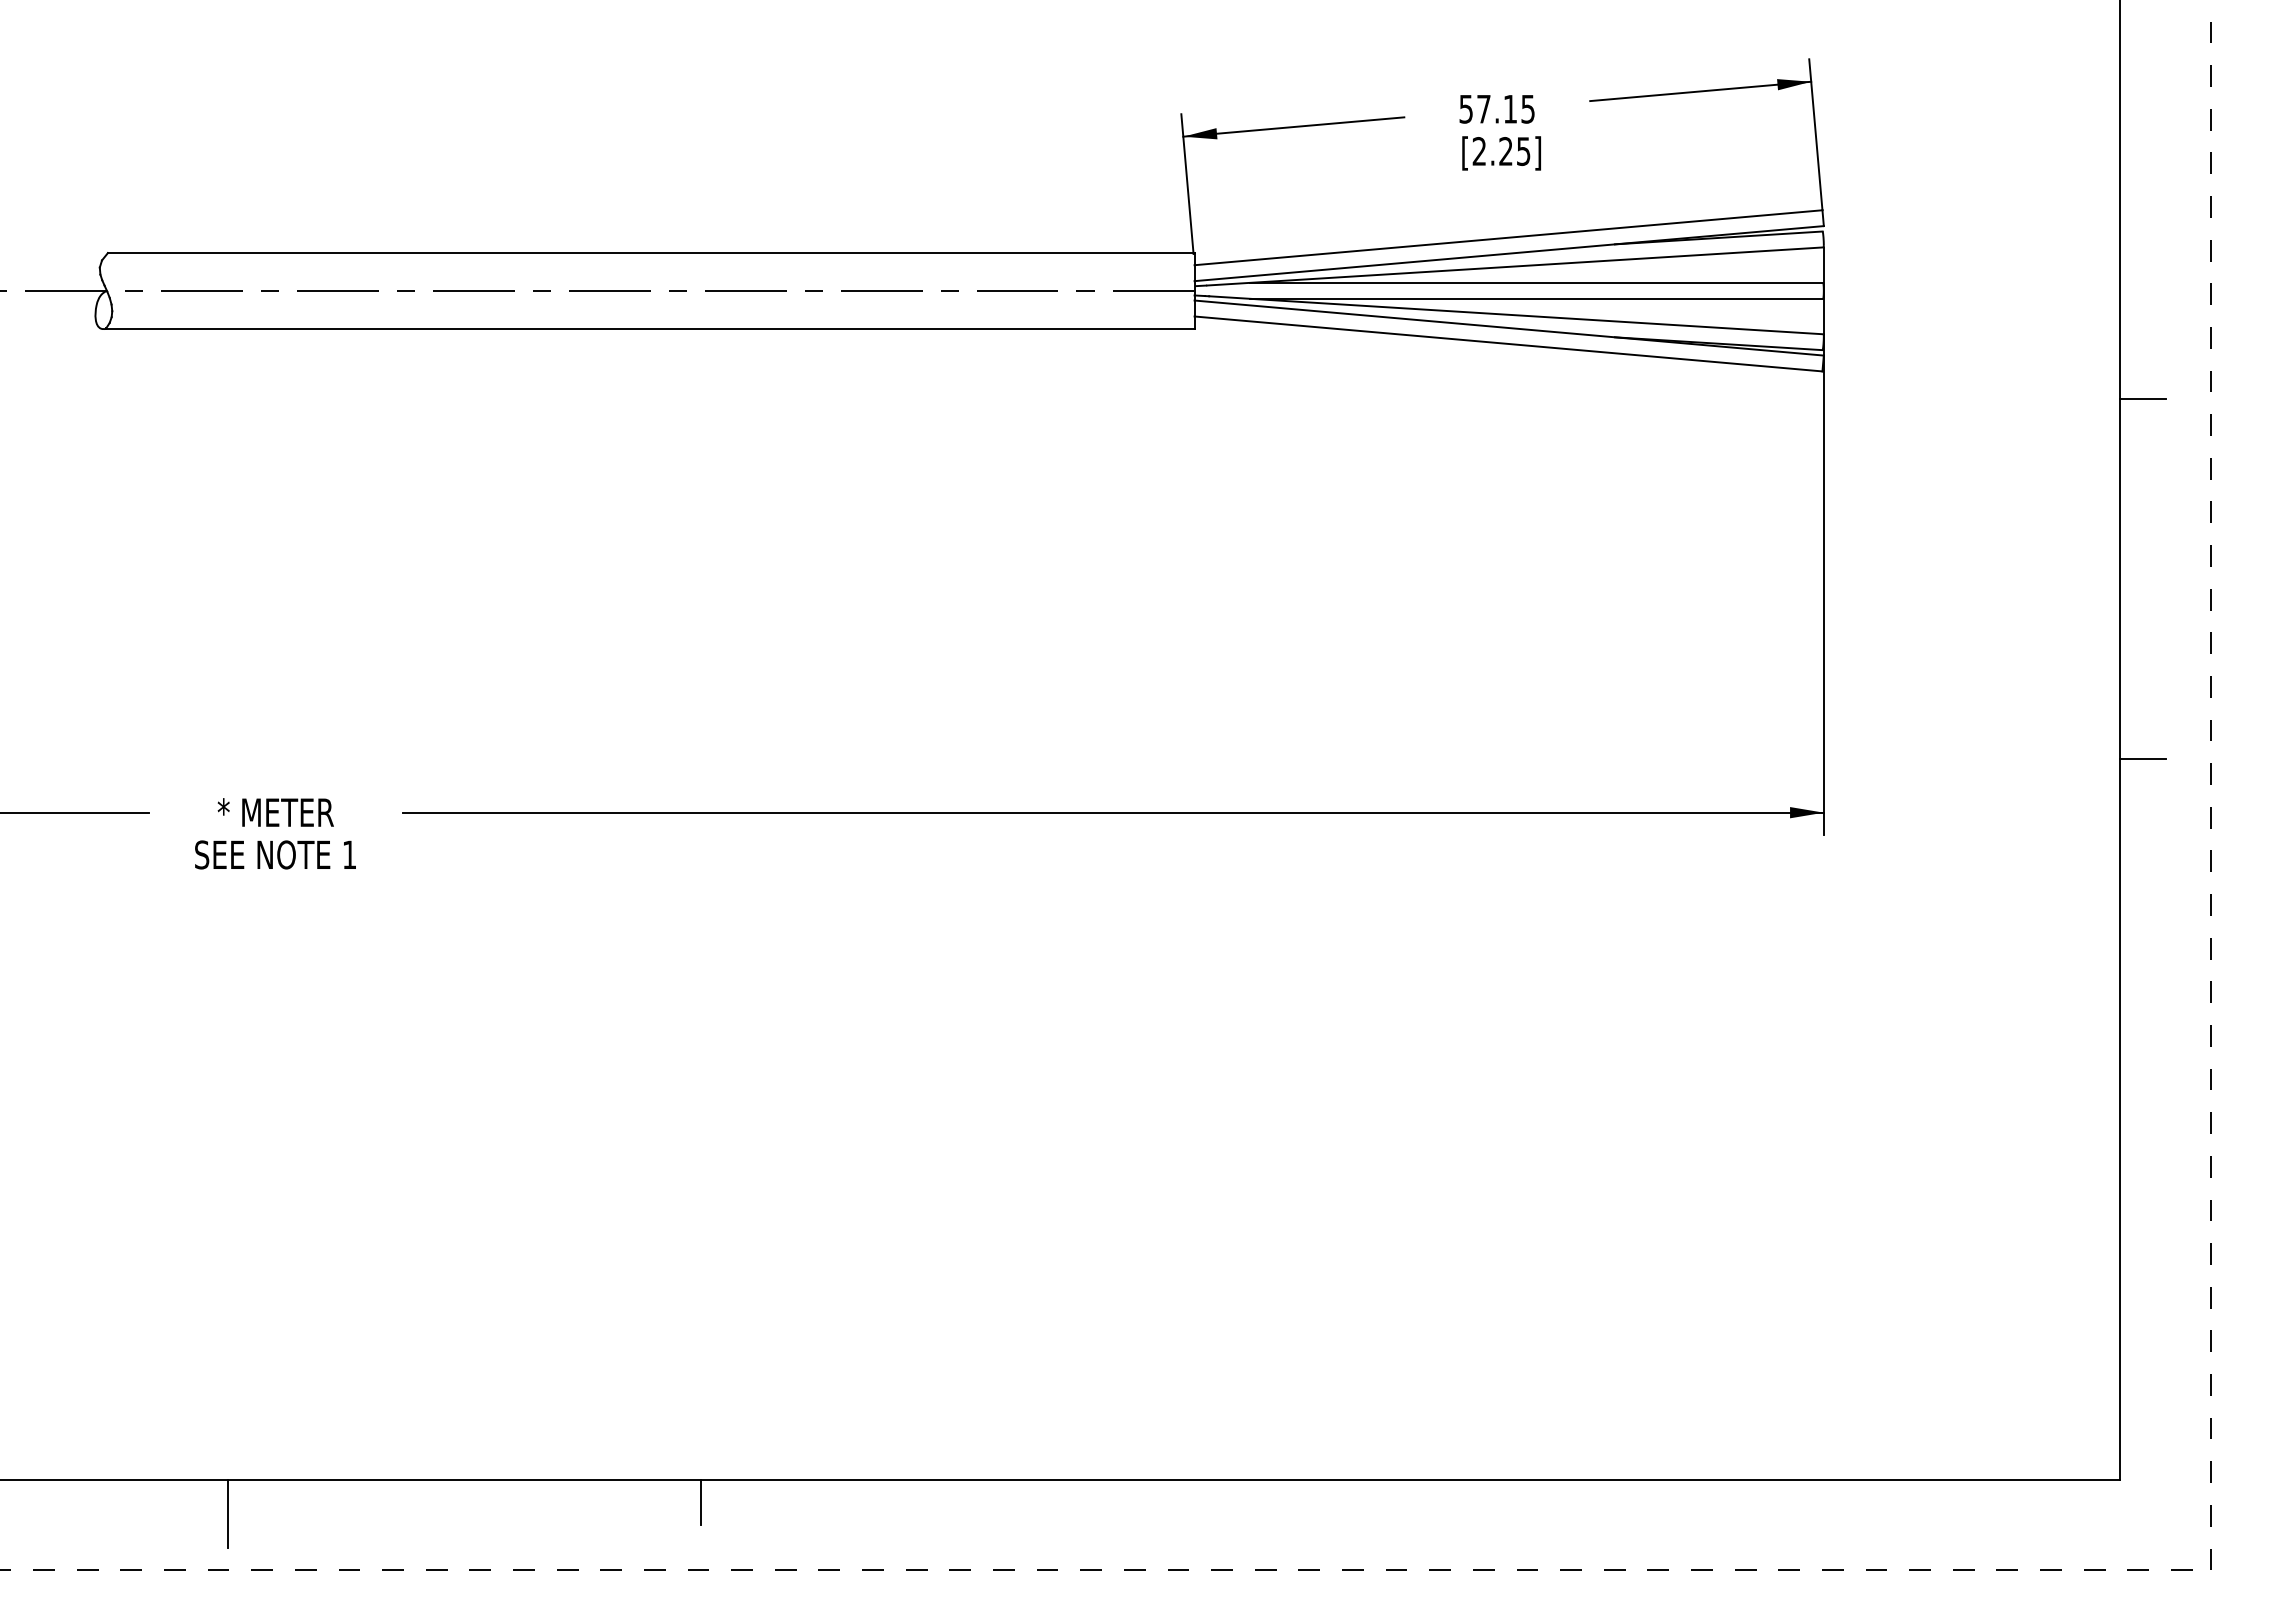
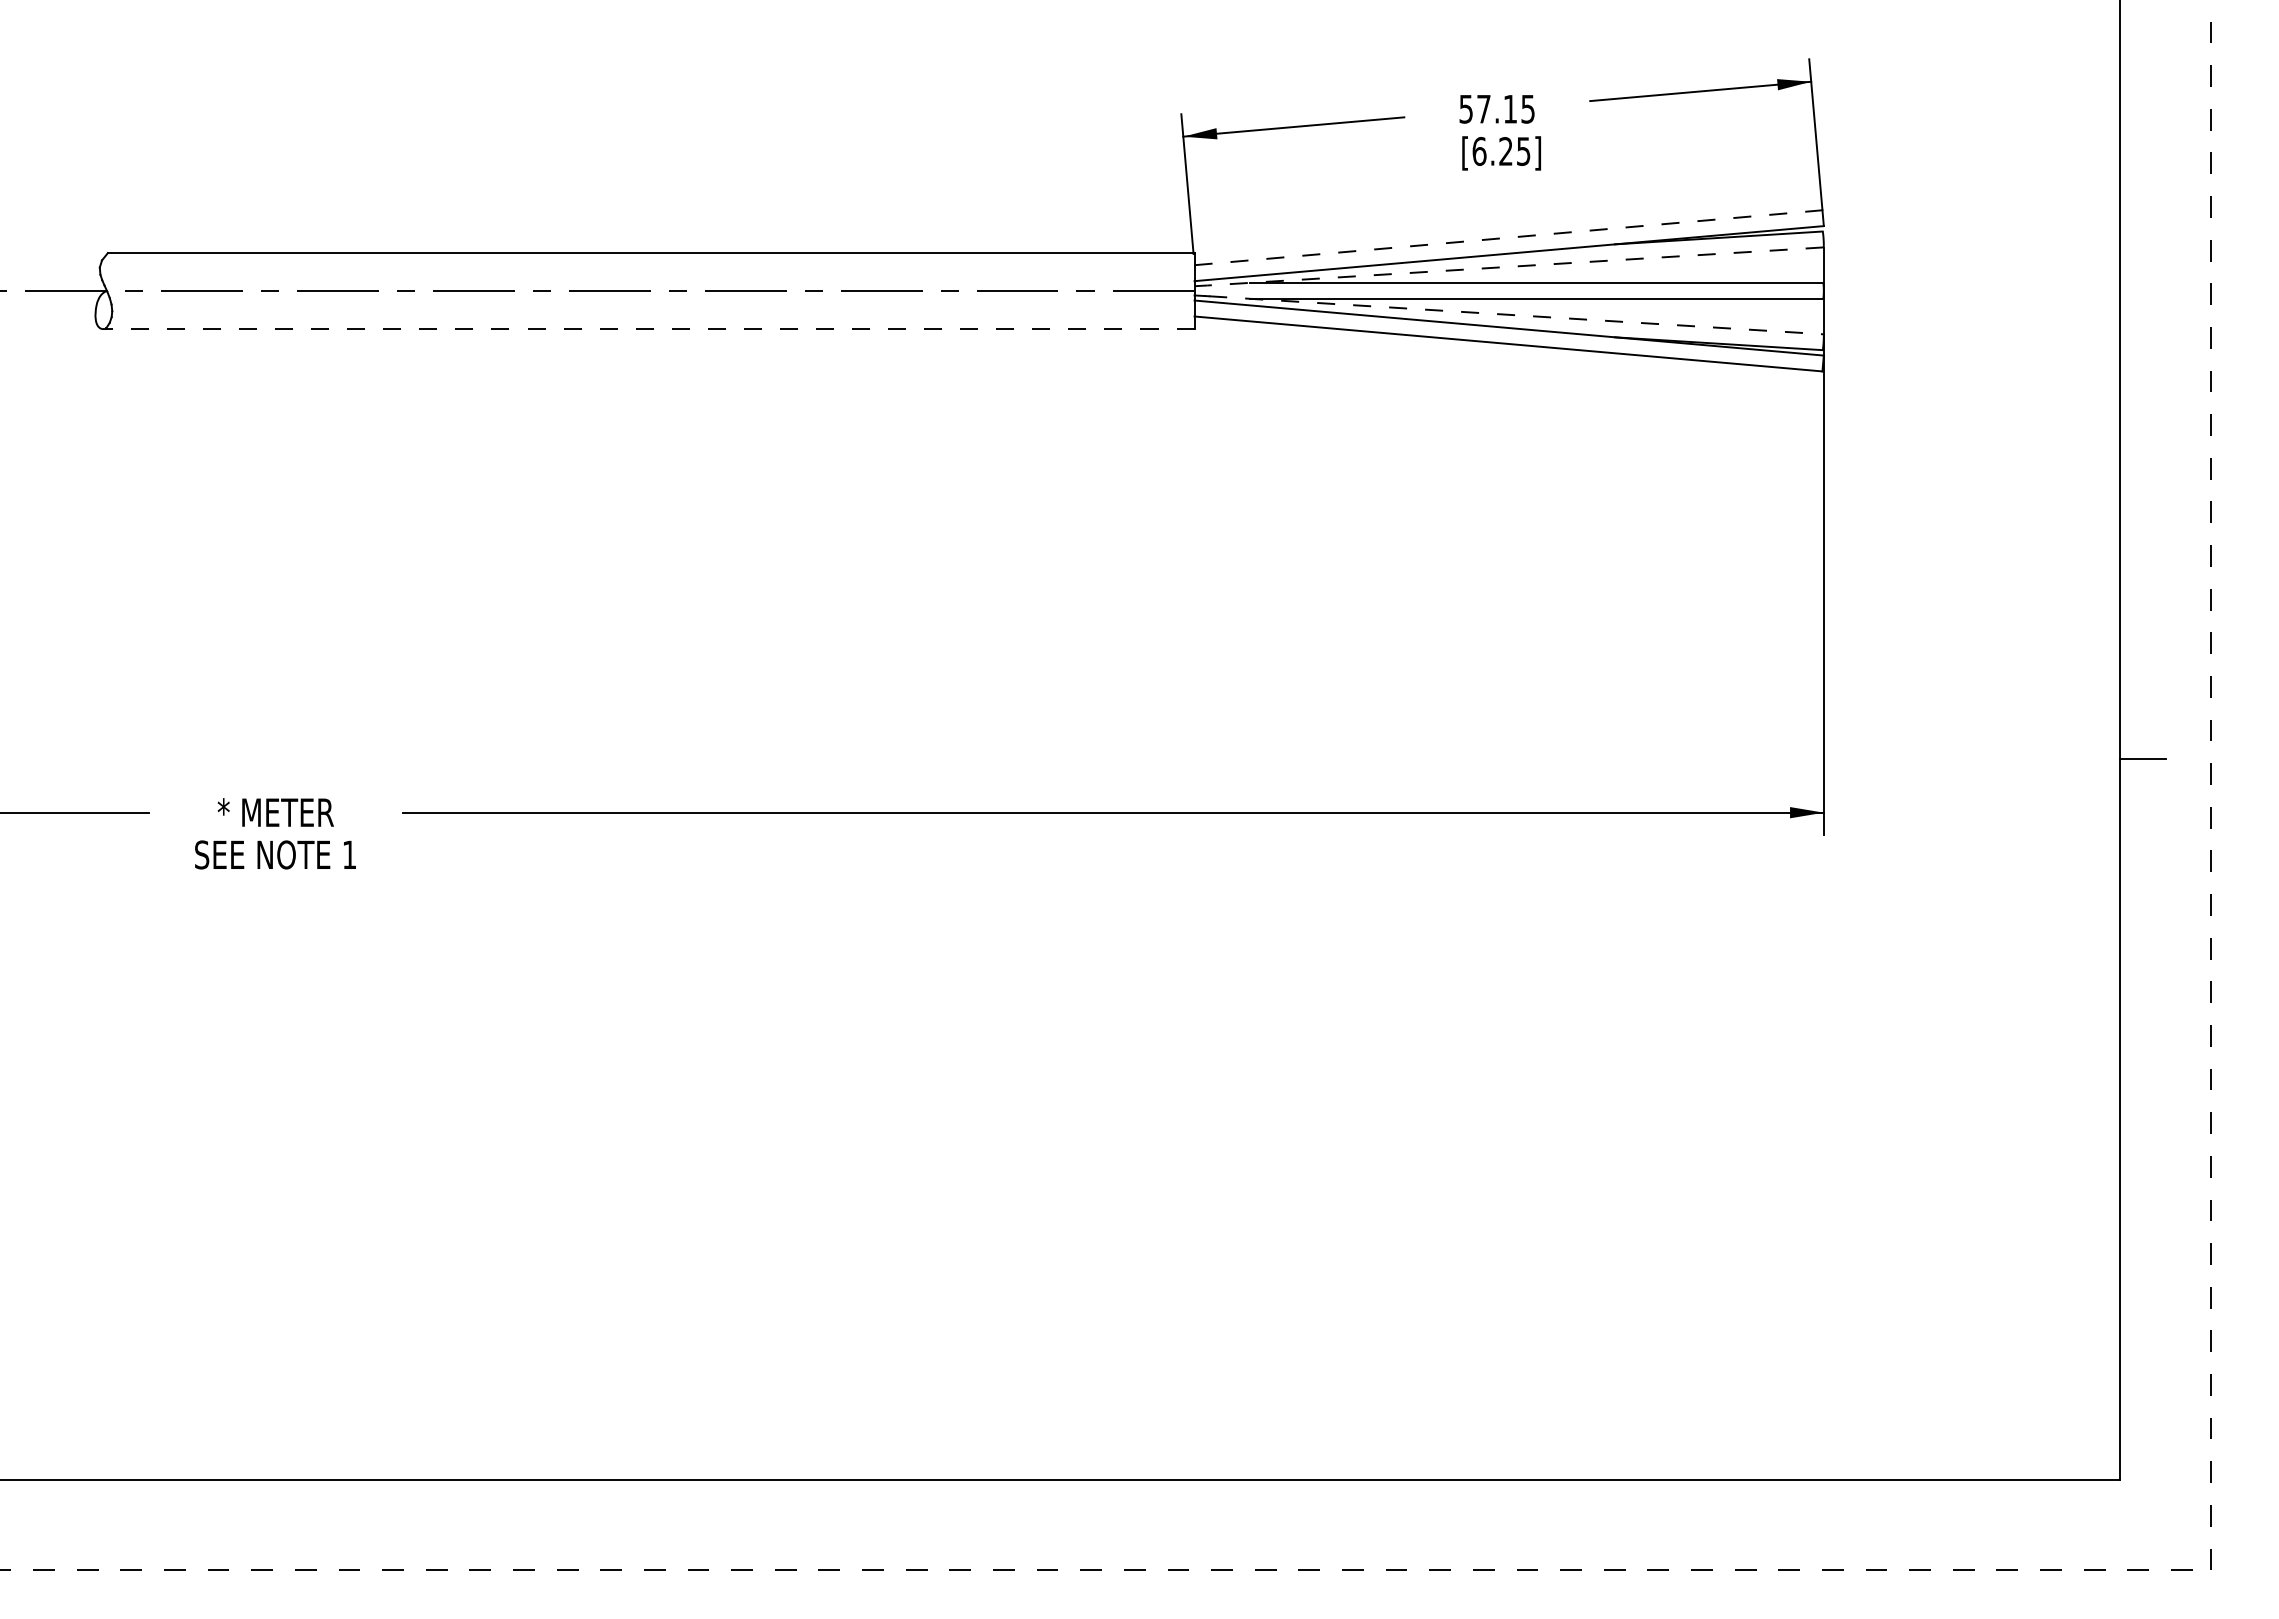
text: [2.25] -> [6.25] (1479, 151)
line: solid -> dashed (1509, 237)
line: solid -> dashed (1515, 266)
line: solid -> dashed (1516, 315)
line: solid -> dashed (649, 328)
line: present -> none (2142, 398)
line: present -> none (700, 1502)
line: present -> none (227, 1514)
